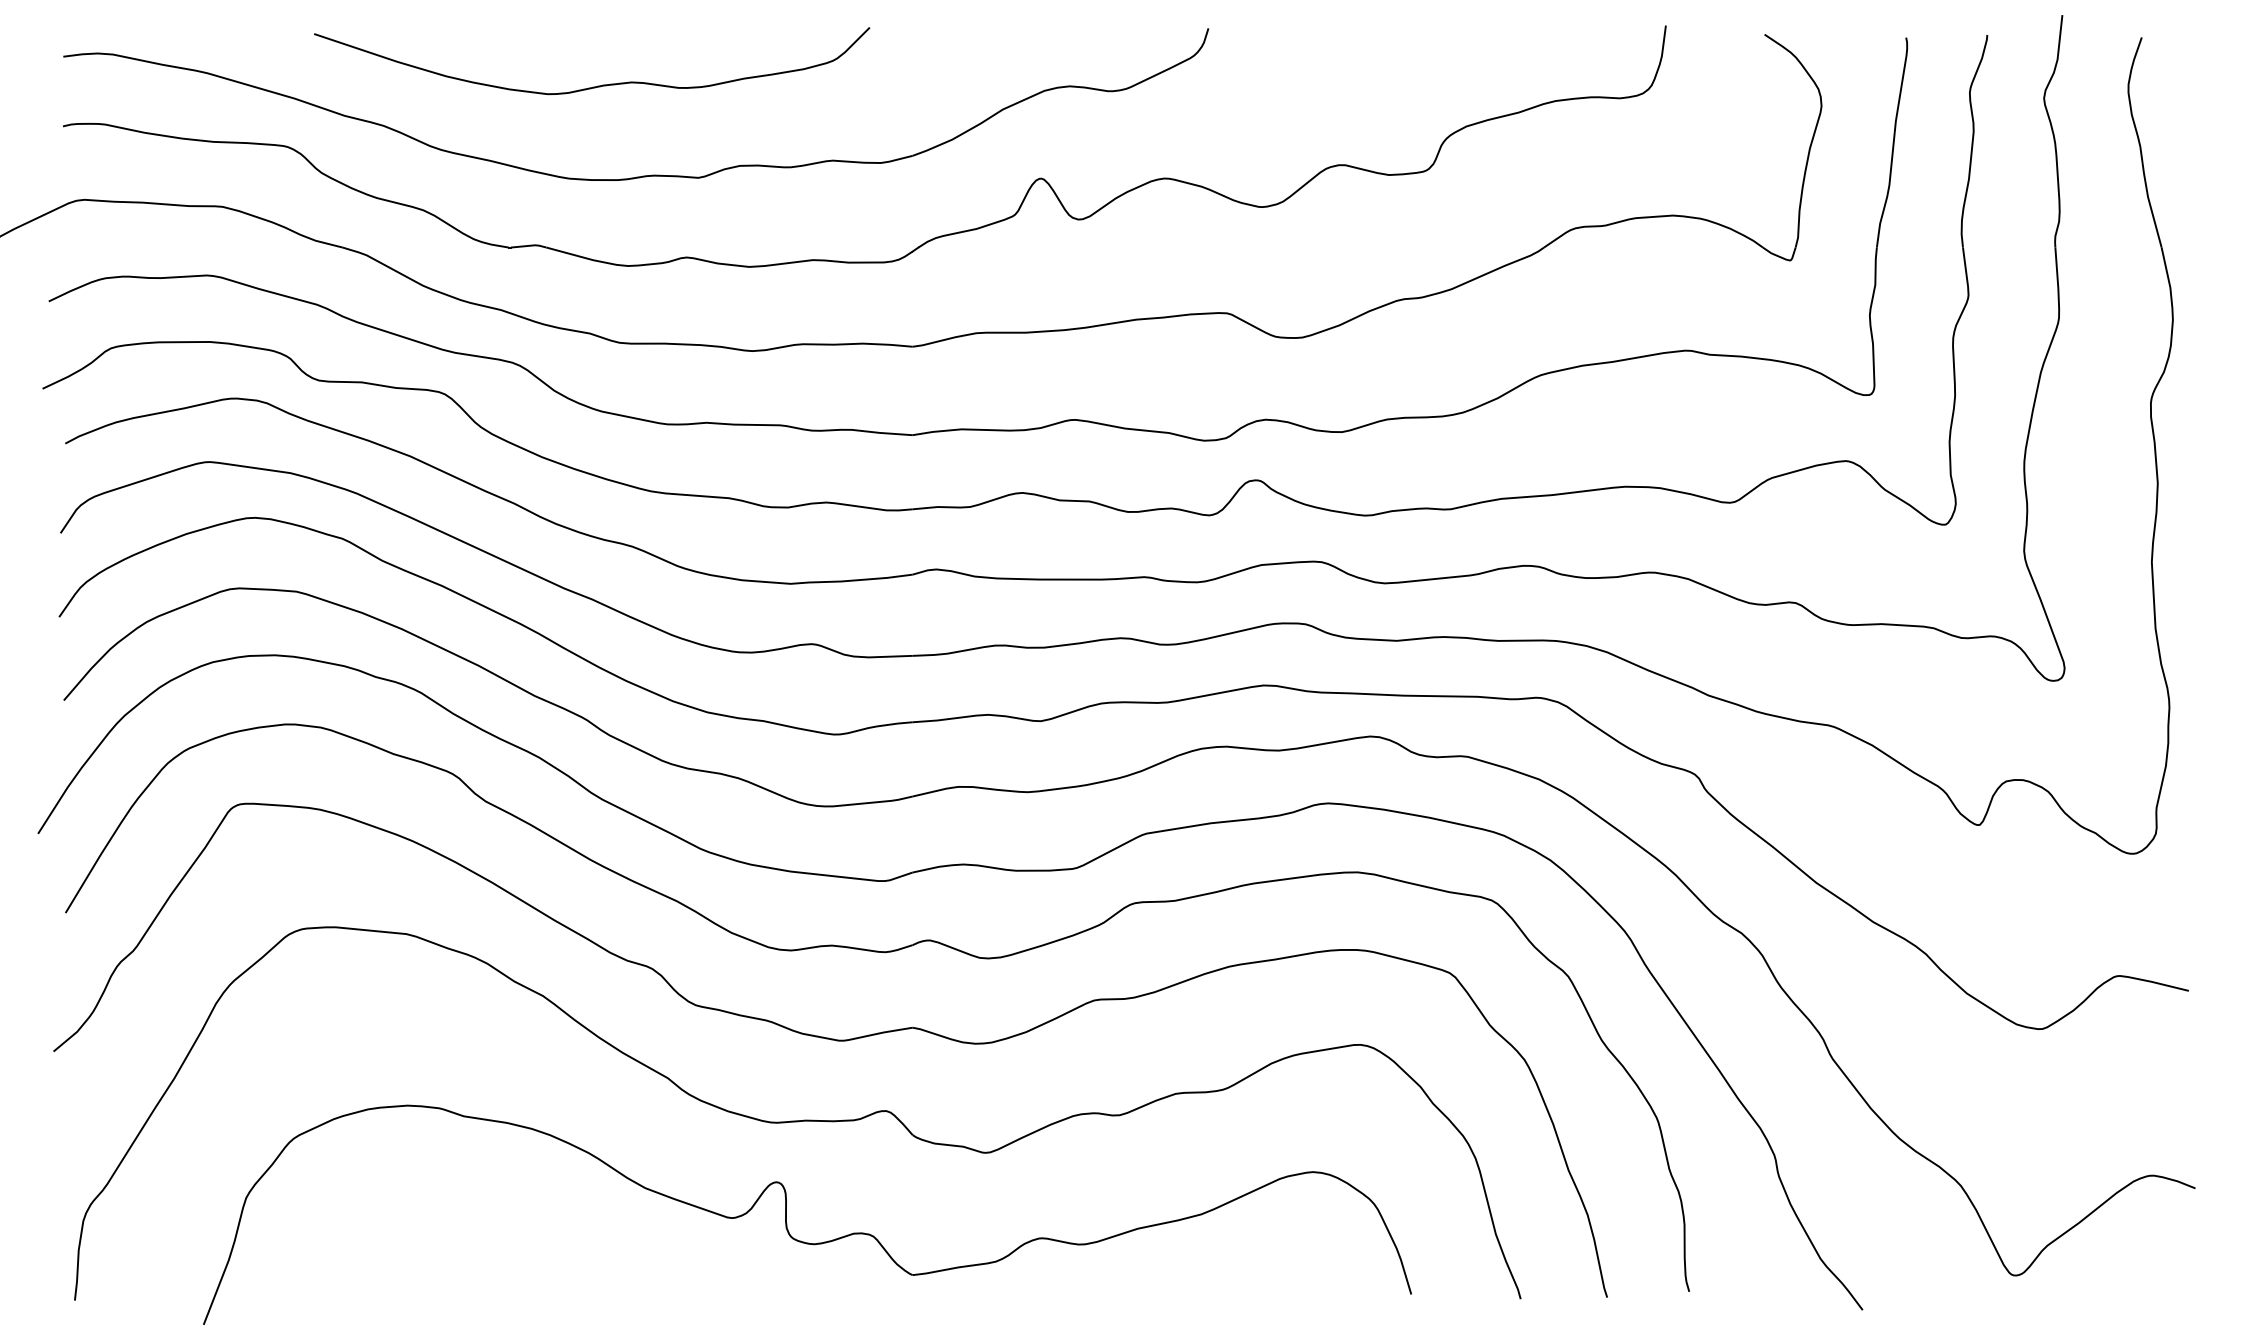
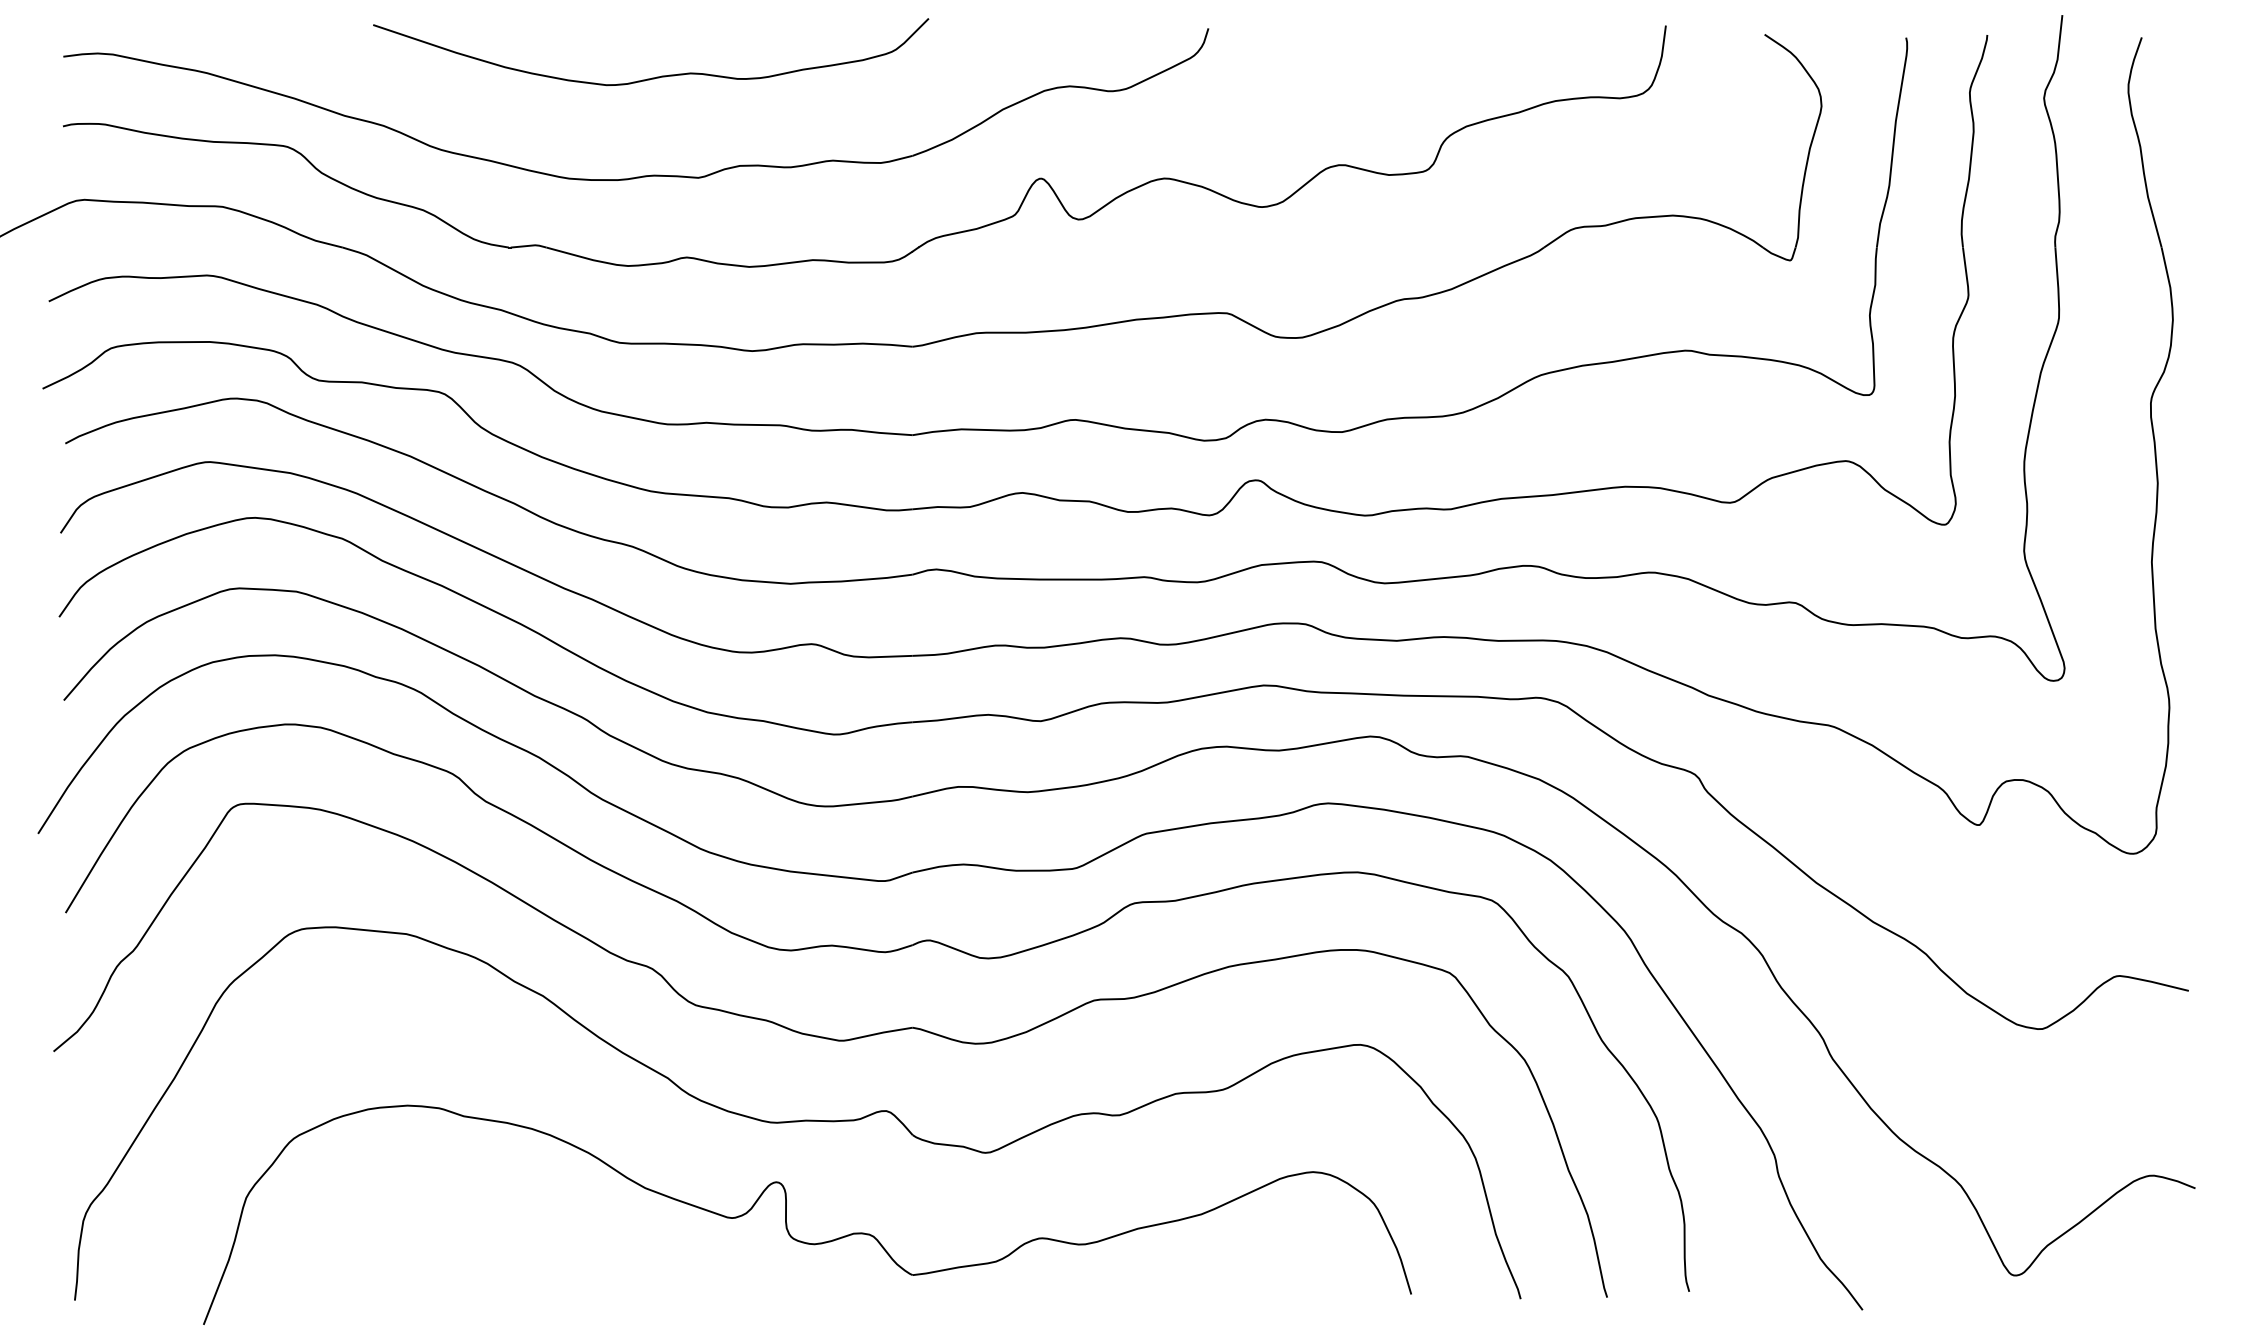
curve position: (597, 85) -> (656, 76) (656, 76)
